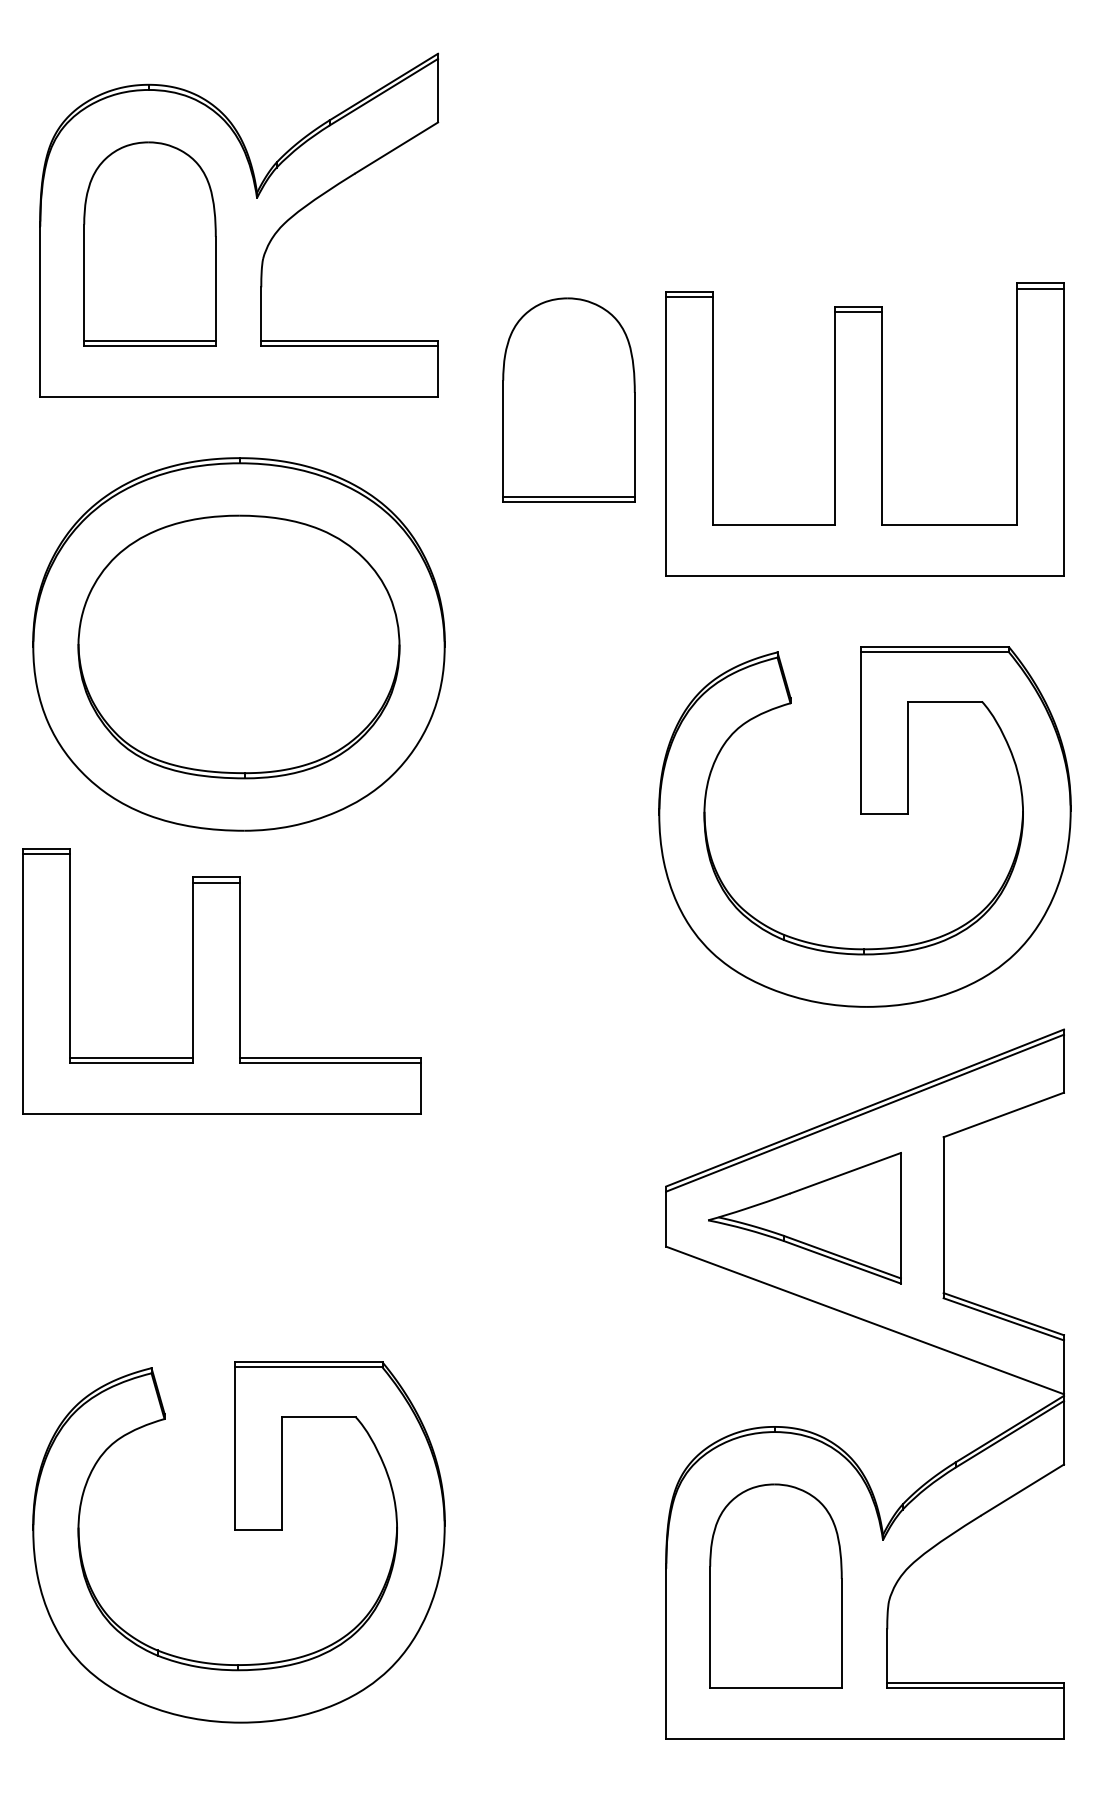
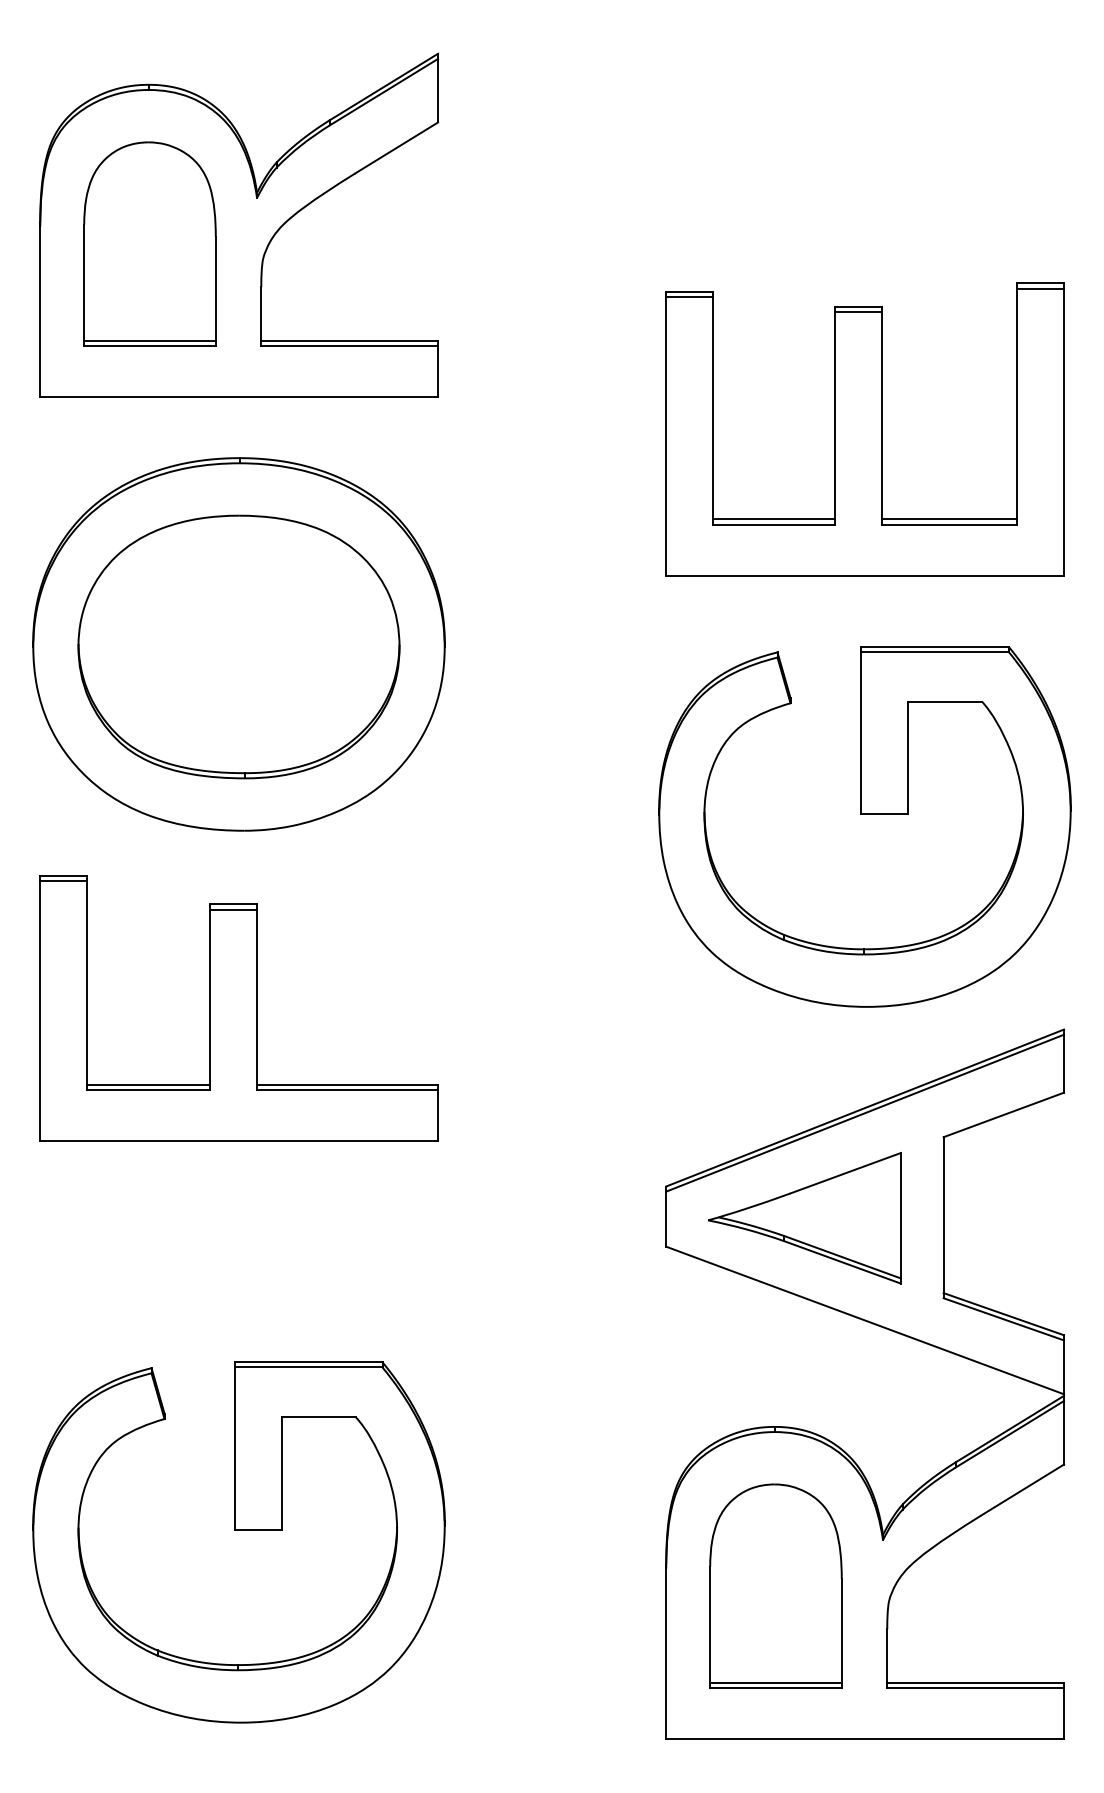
part: present -> none (568, 399)
line: none -> present (773, 519)
line: none -> present (949, 519)
part position: (221, 981) -> (238, 1008) (238, 1008)
line: none -> present (775, 1683)
